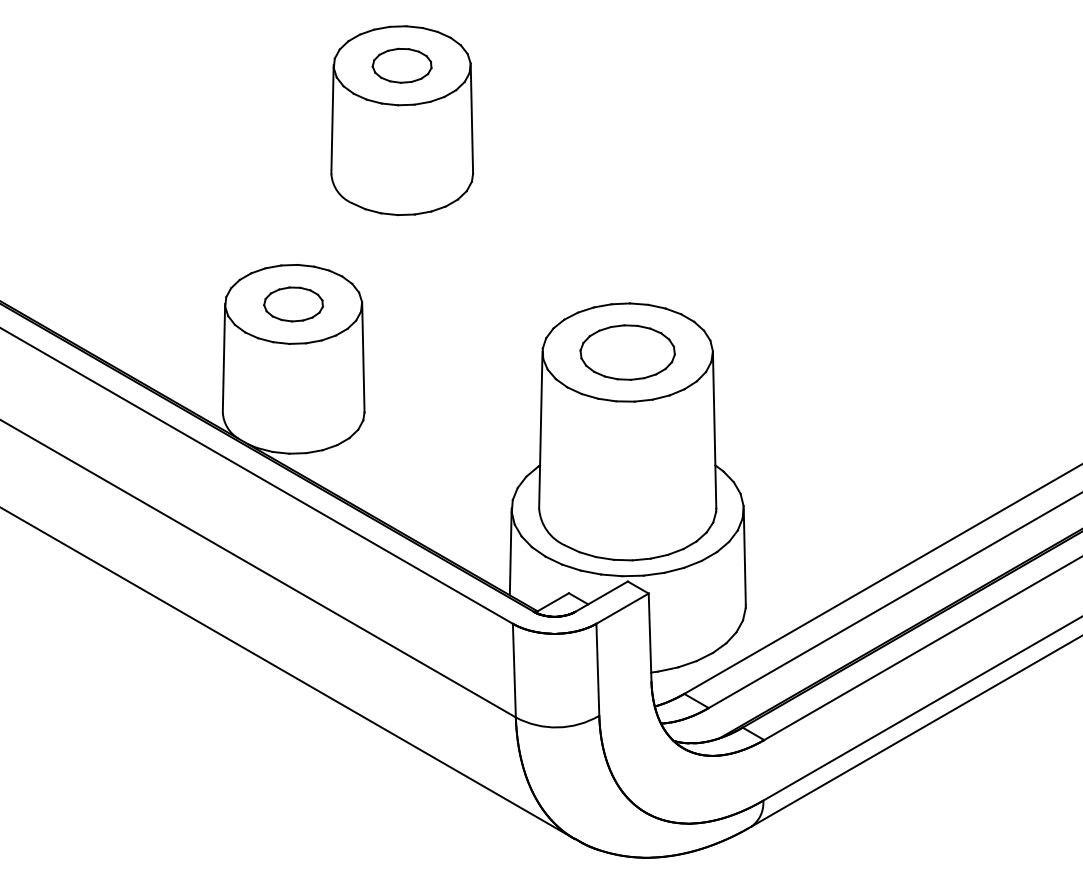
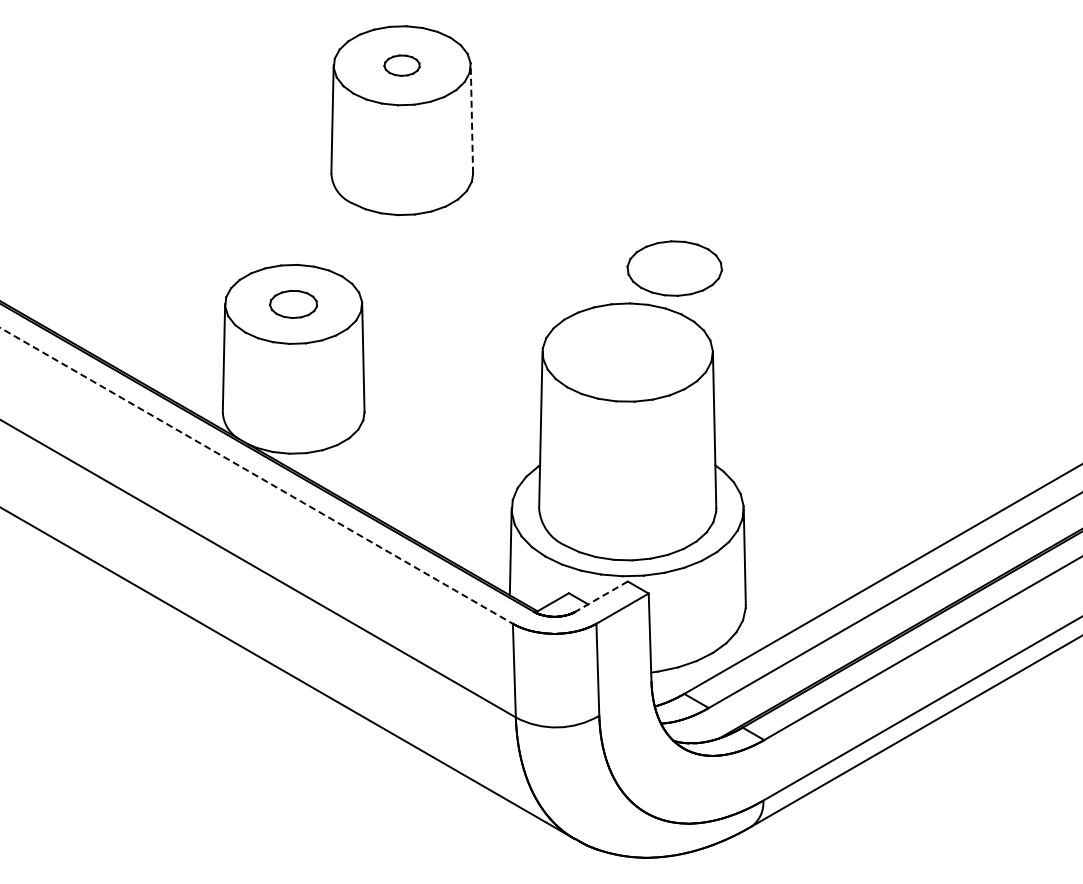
part size: 62x37 px -> 38x23 px (401, 65)
line: solid -> dashed (471, 119)
part size: 61x37 px -> 49x29 px (293, 304)
part position: (627, 352) -> (674, 268) (674, 268)
line: solid -> dashed (256, 475)
line: solid -> dashed (601, 596)
